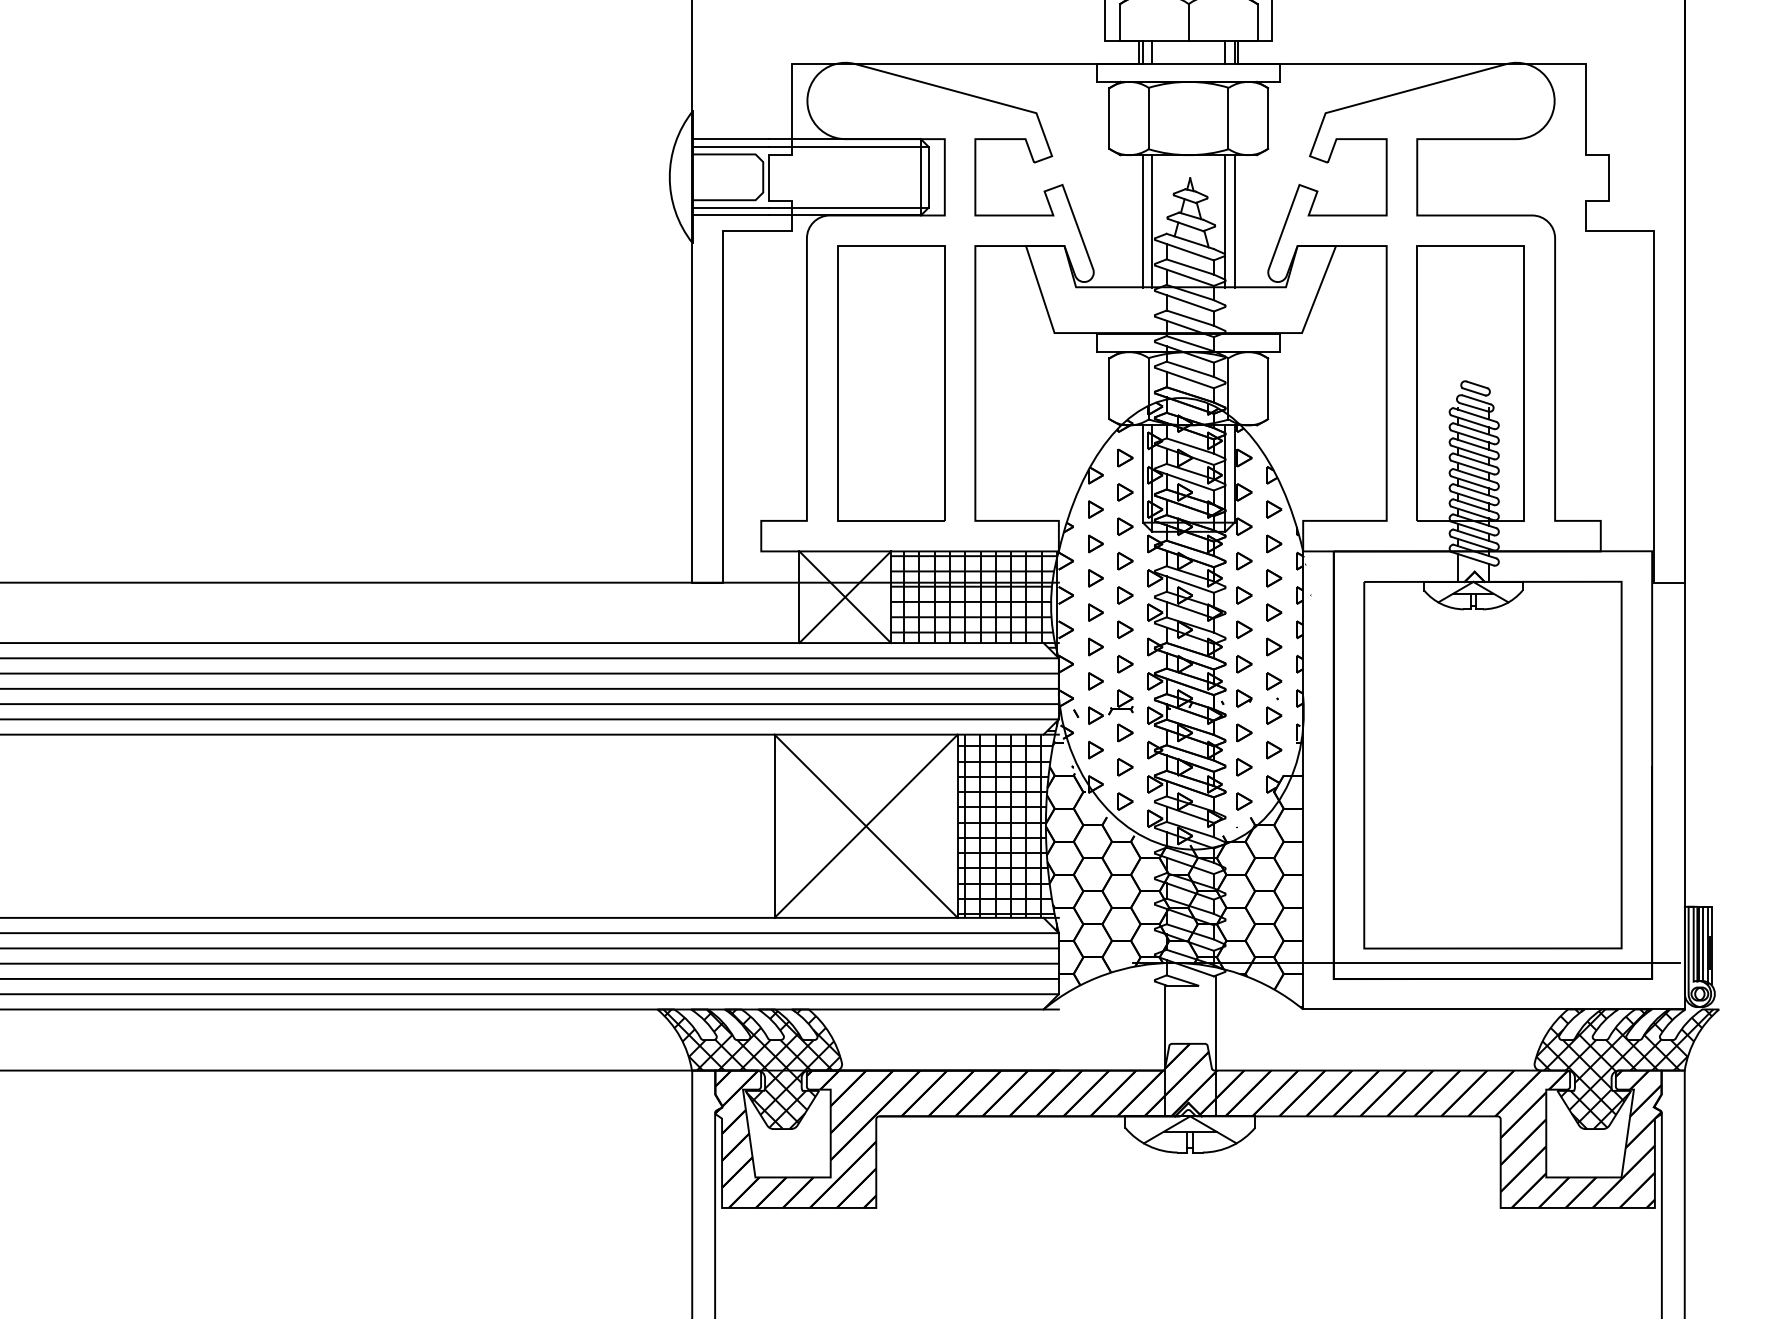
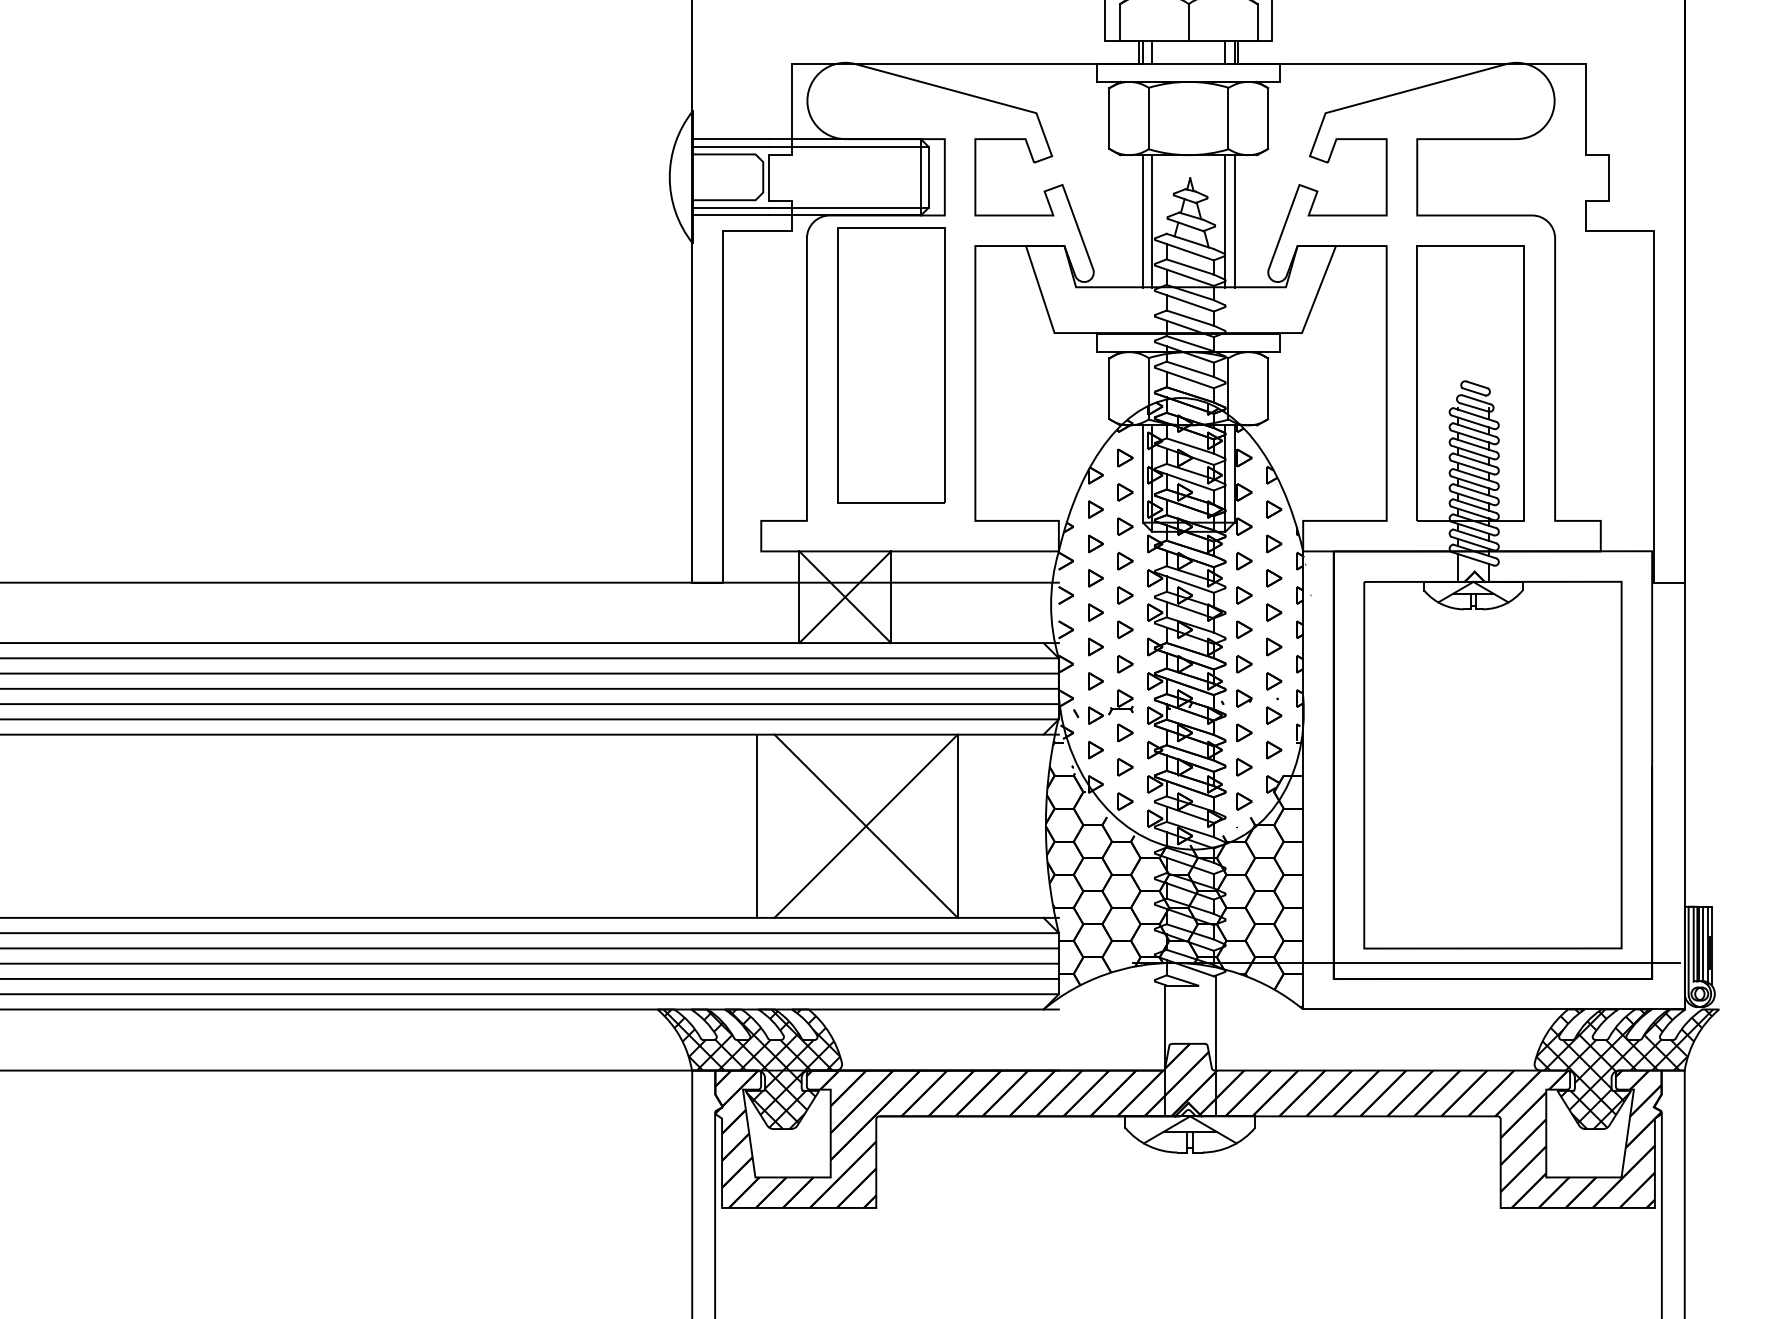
part position: (891, 383) -> (891, 365) (891, 365)
hatch: present -> none (974, 603)
line position: (774, 825) -> (756, 825) (756, 825)
hatch: present -> none (1007, 825)
